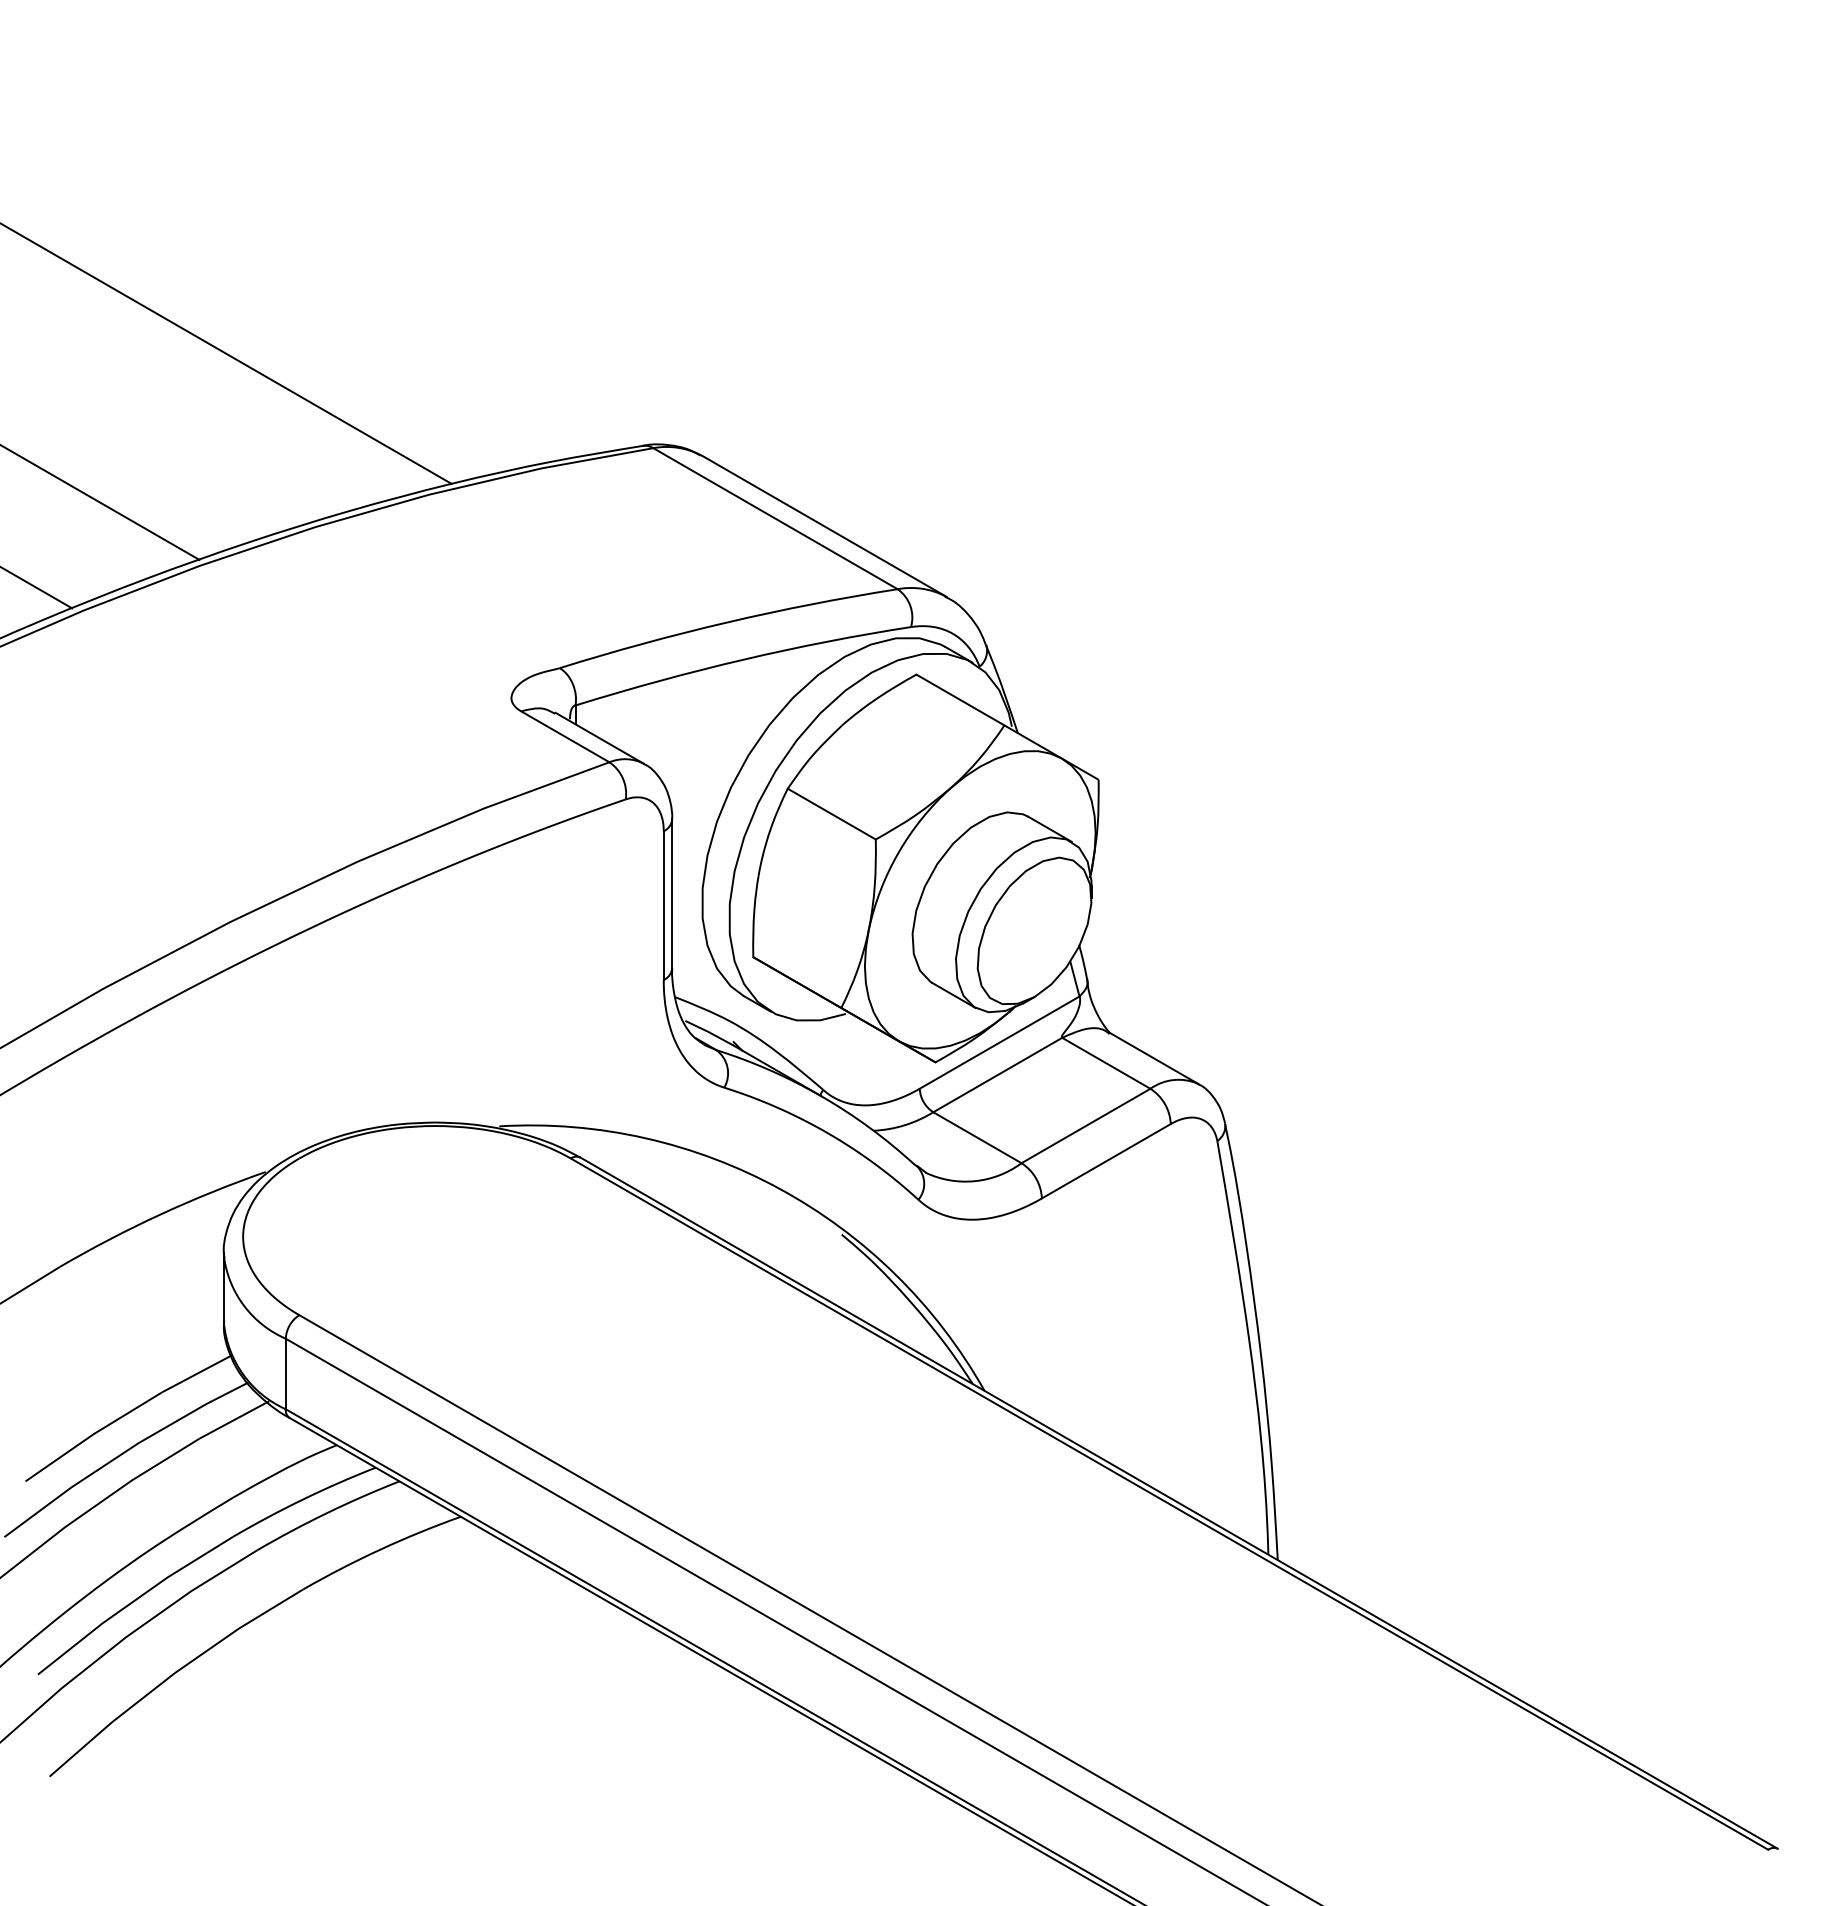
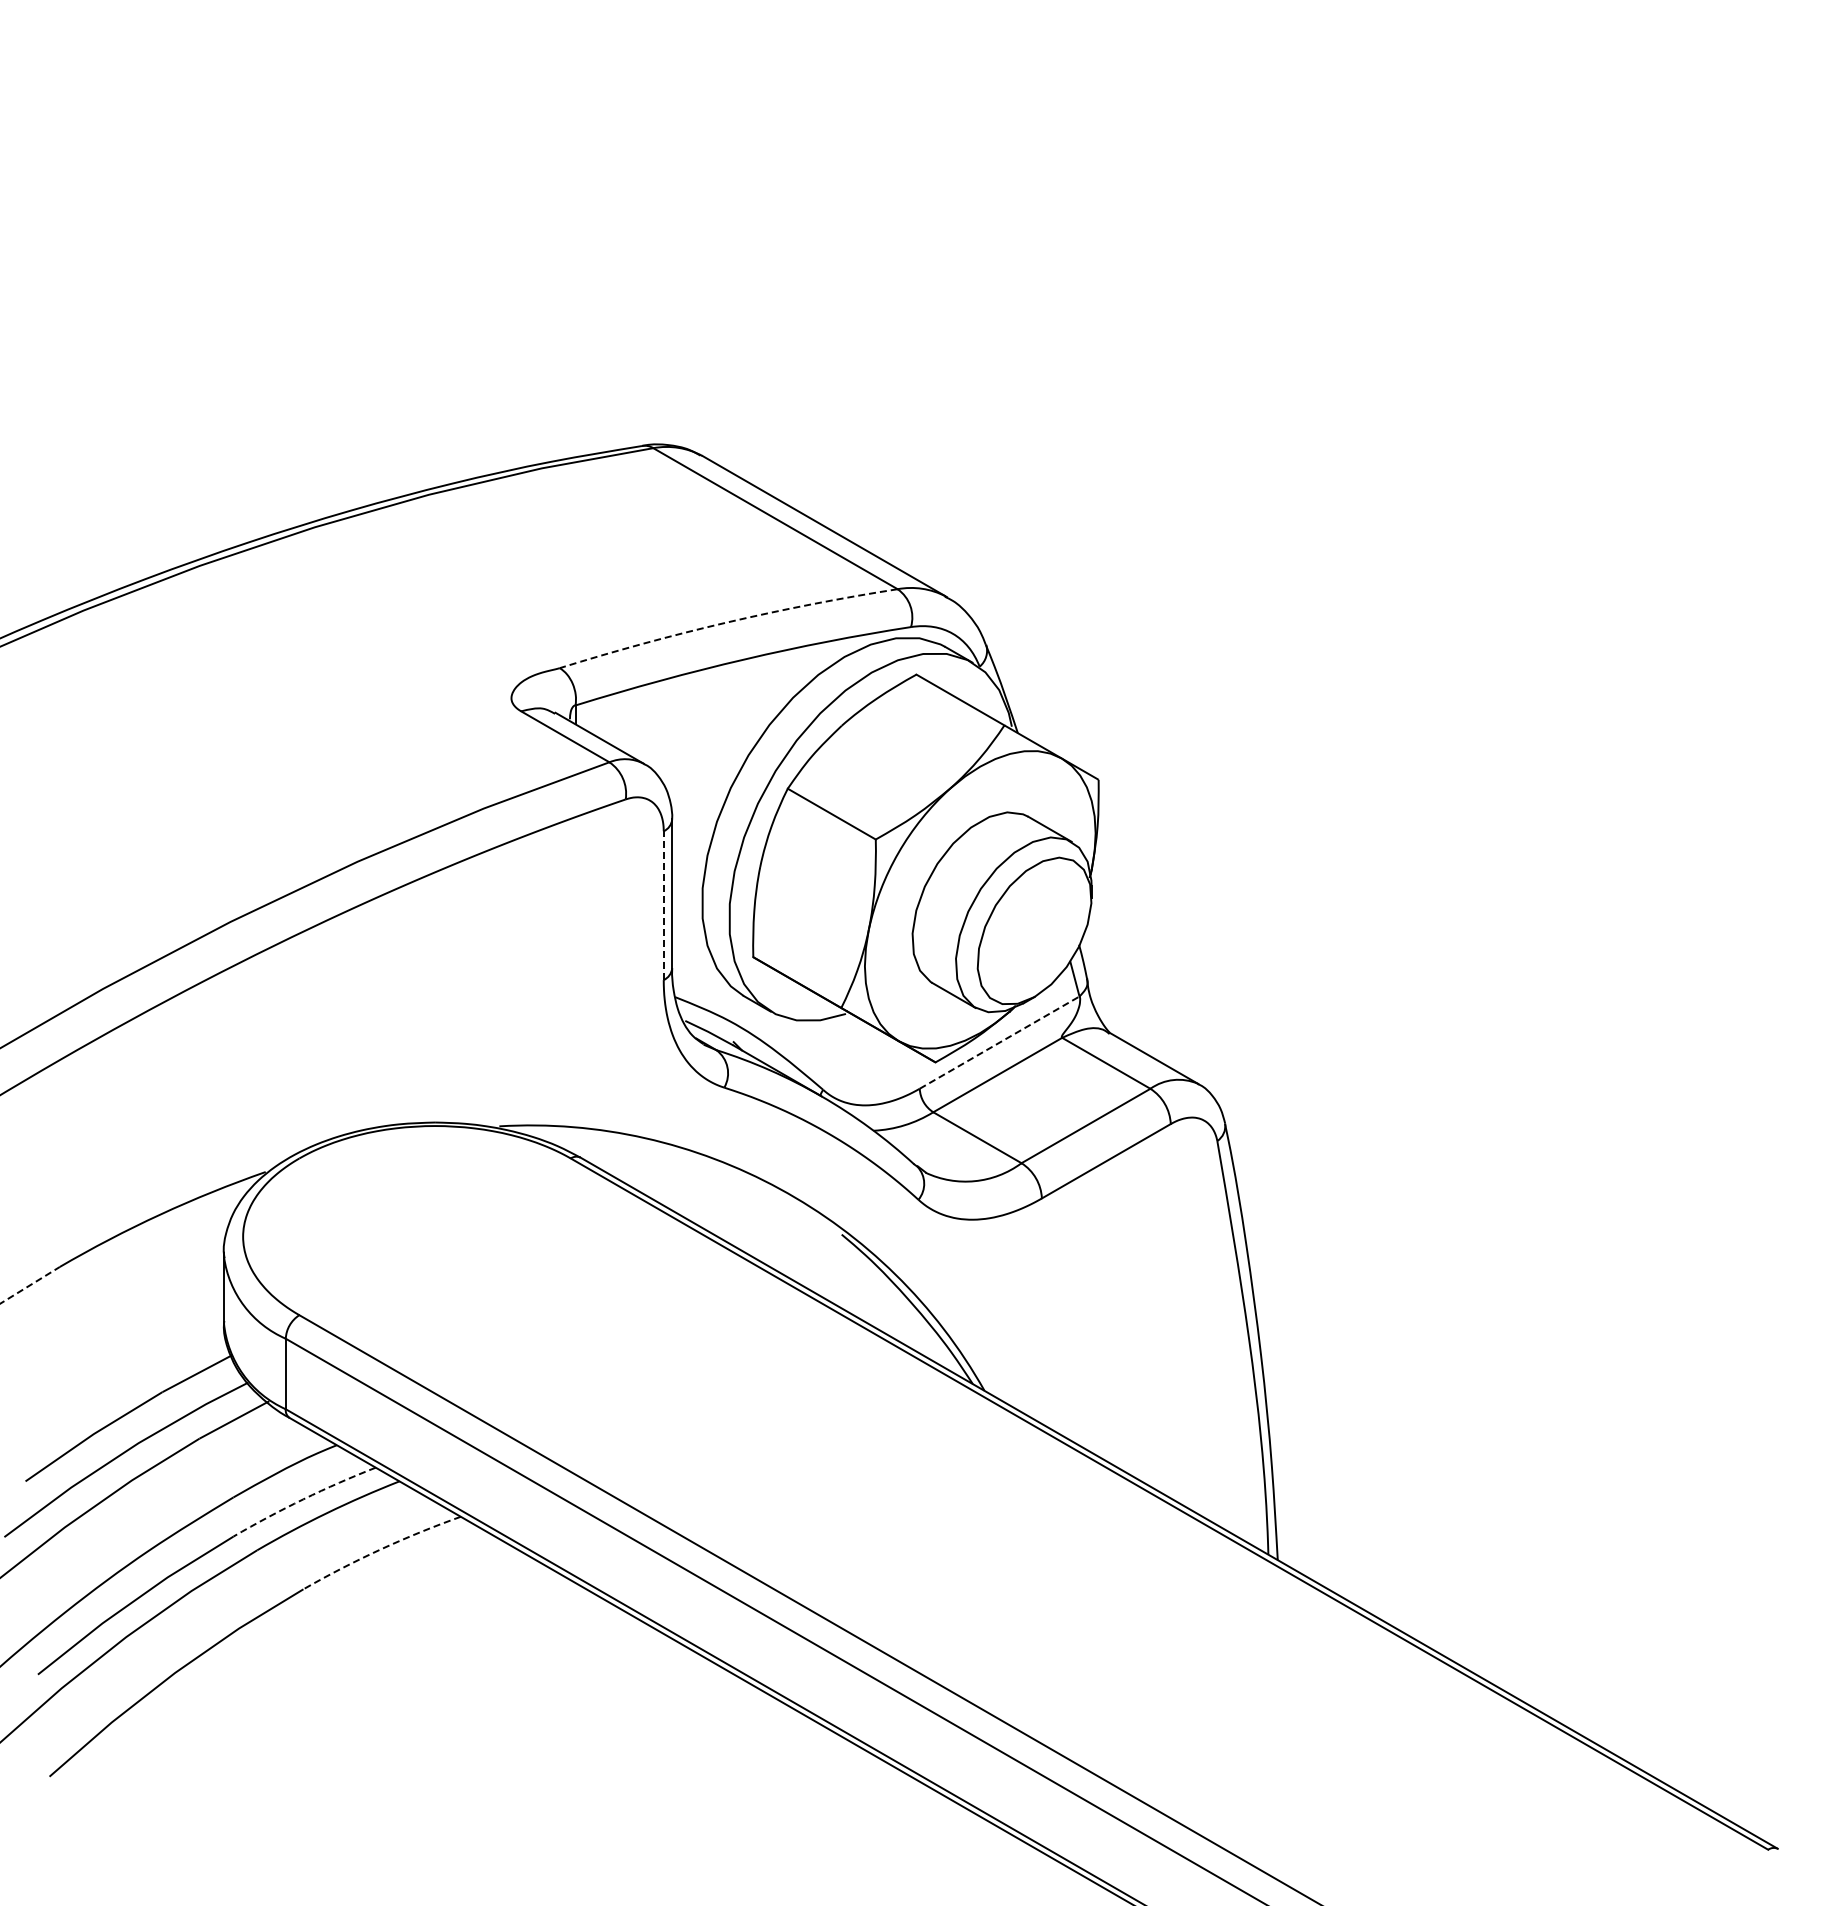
line: present -> none (226, 353)
line: present -> none (100, 502)
line: present -> none (37, 587)
arc: solid -> dashed (727, 622)
line: solid -> dashed (663, 905)
line: solid -> dashed (1000, 1042)
line: solid -> dashed (30, 1285)
arc: solid -> dashed (303, 1499)
arc: solid -> dashed (380, 1549)
